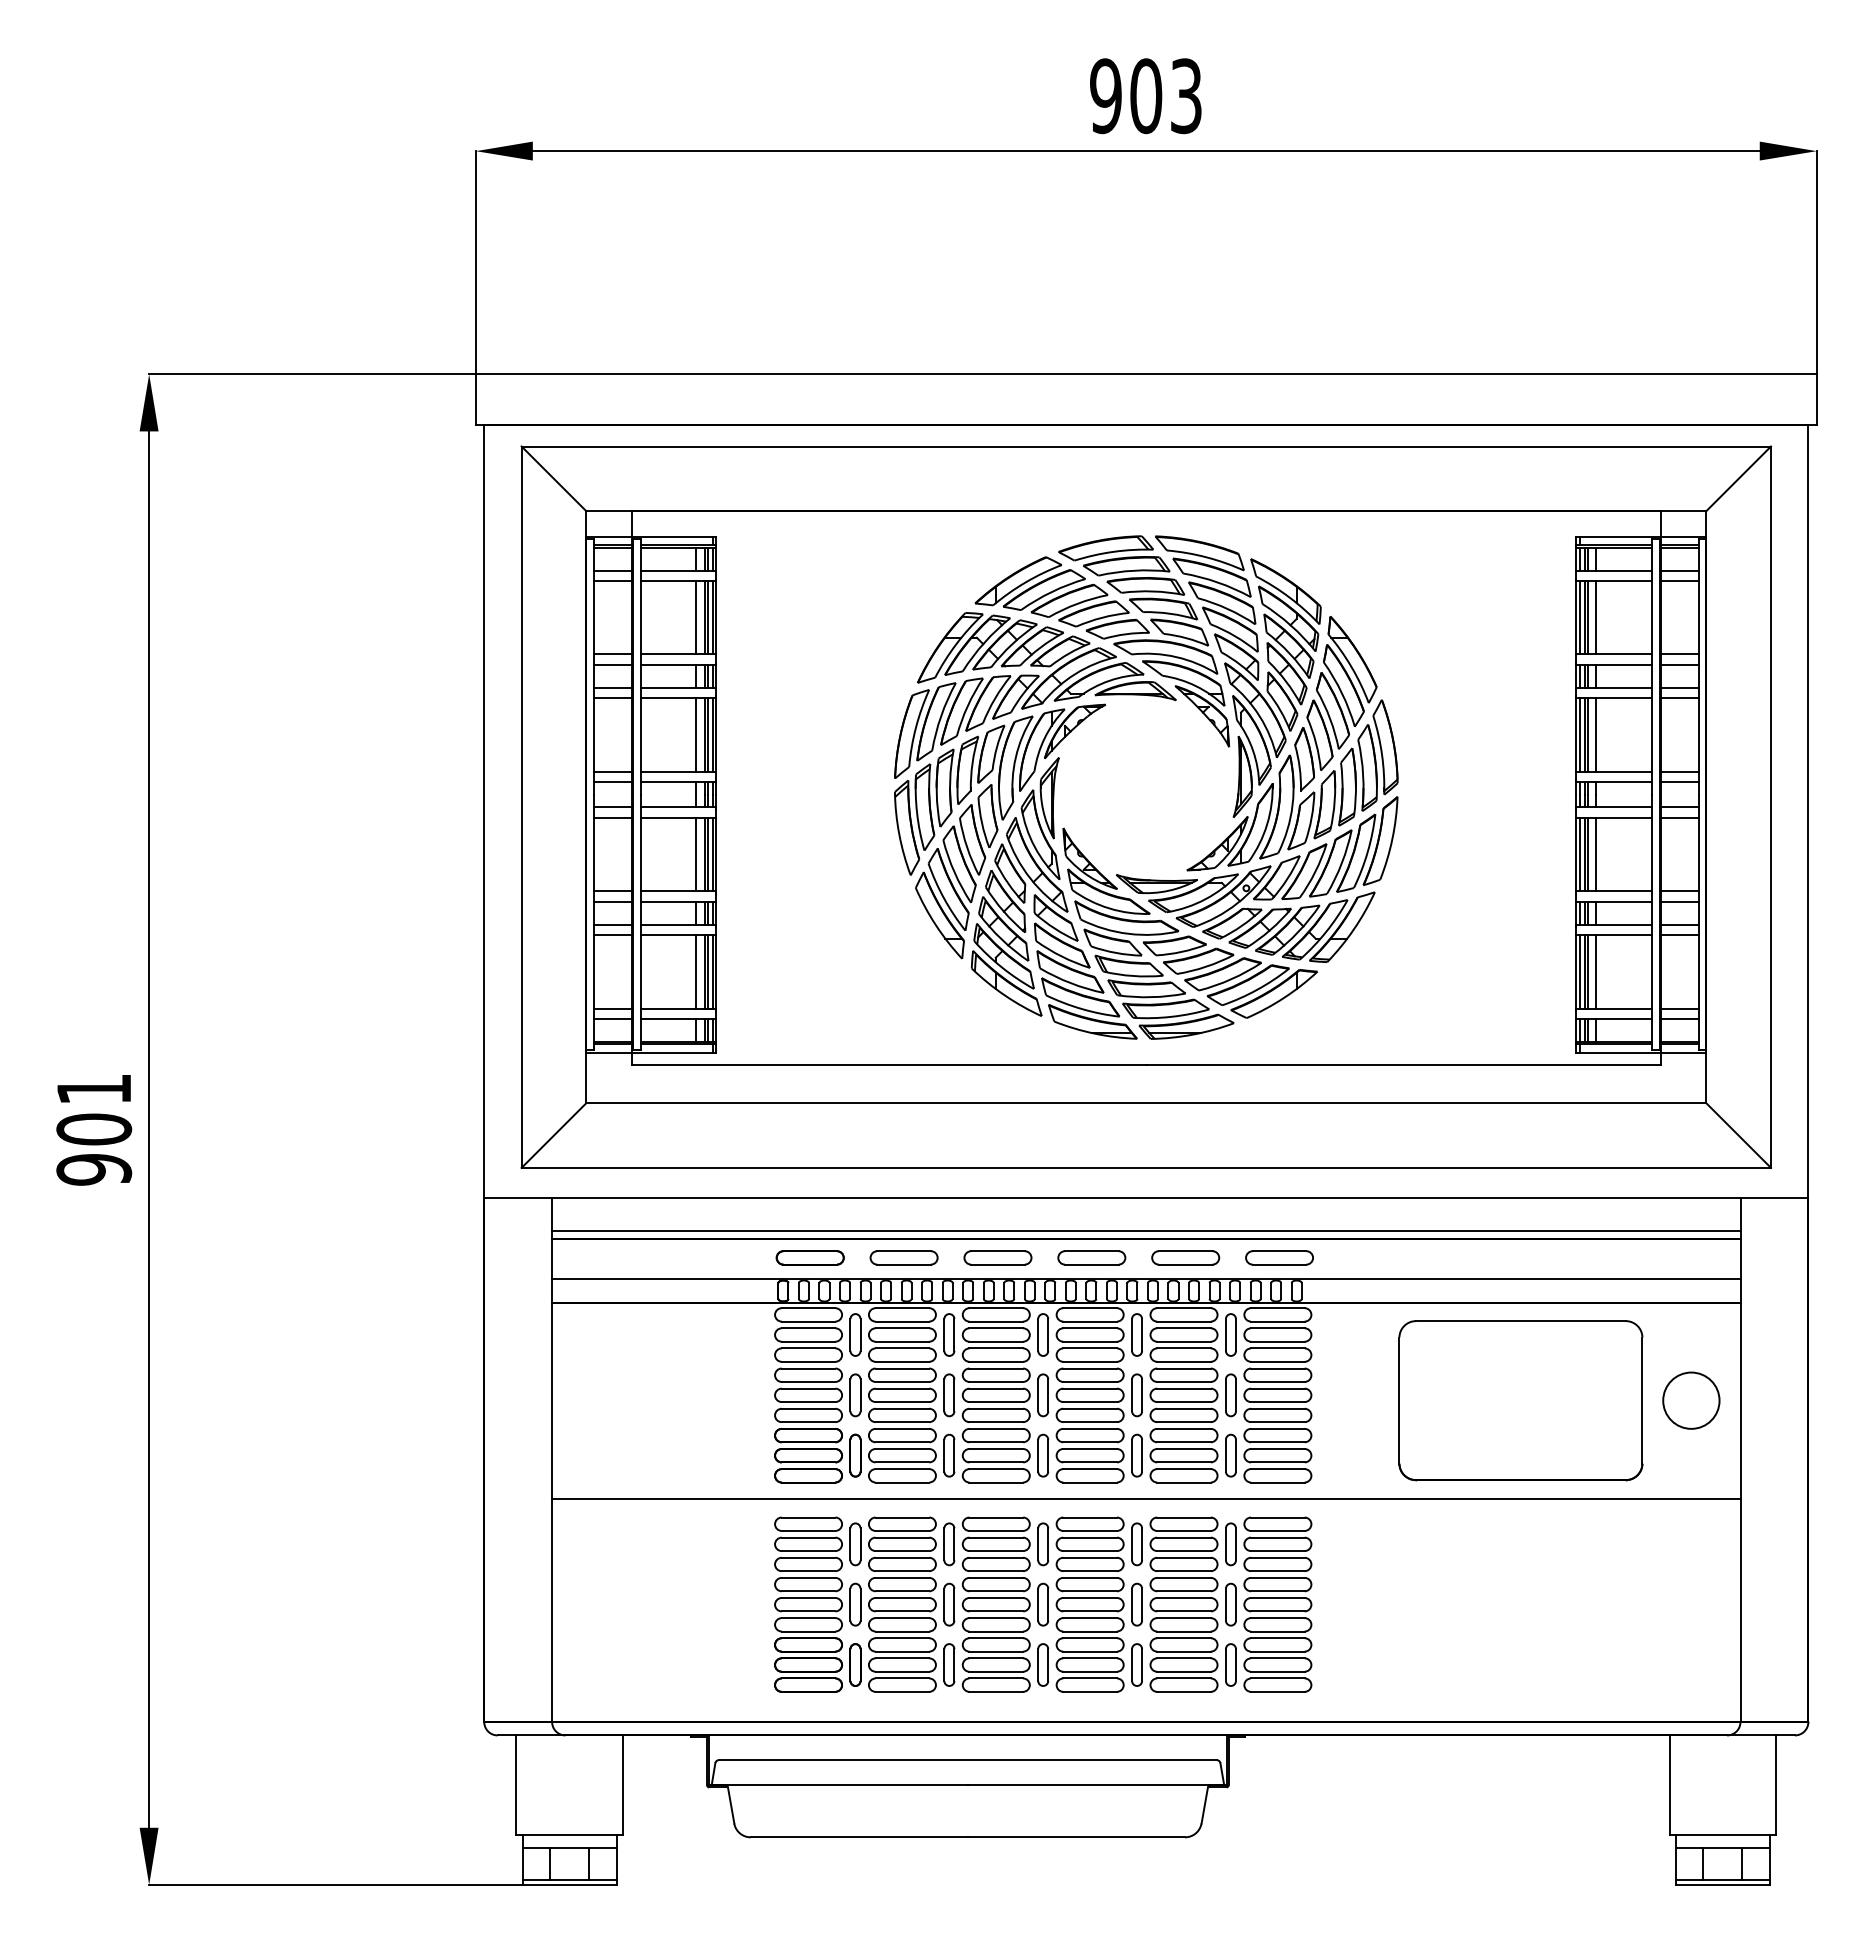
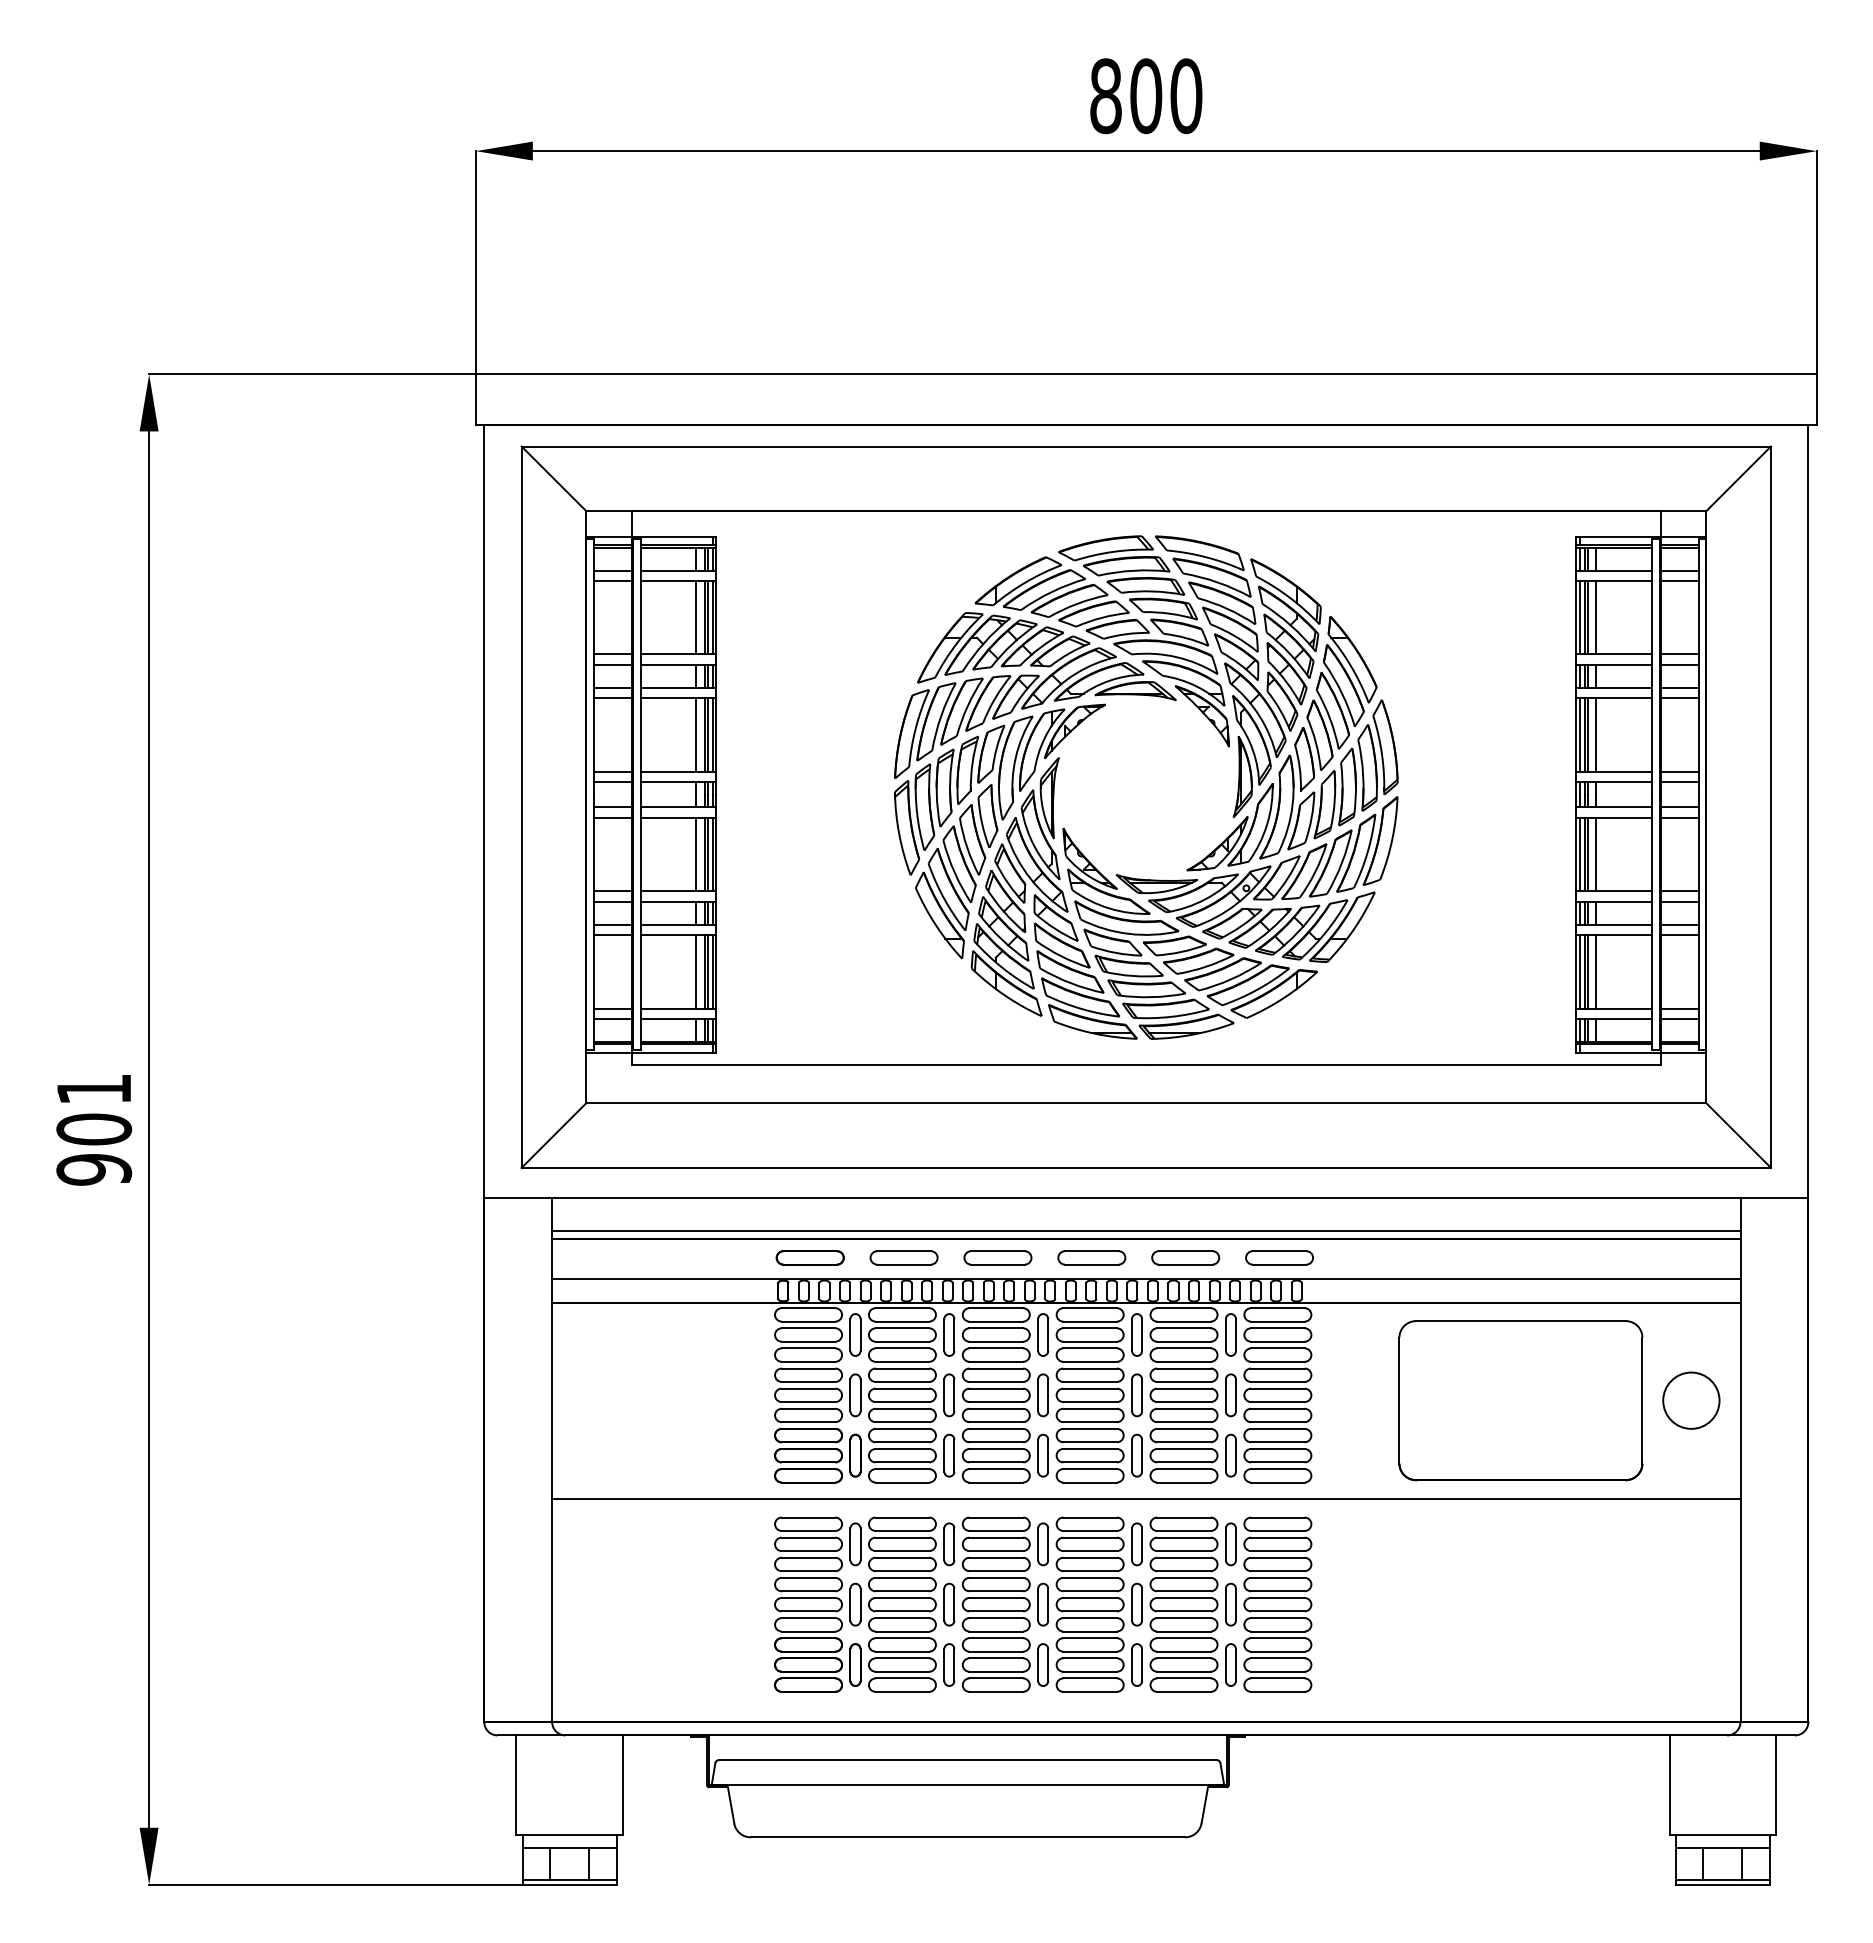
text: 903 -> 800 (1146, 96)
